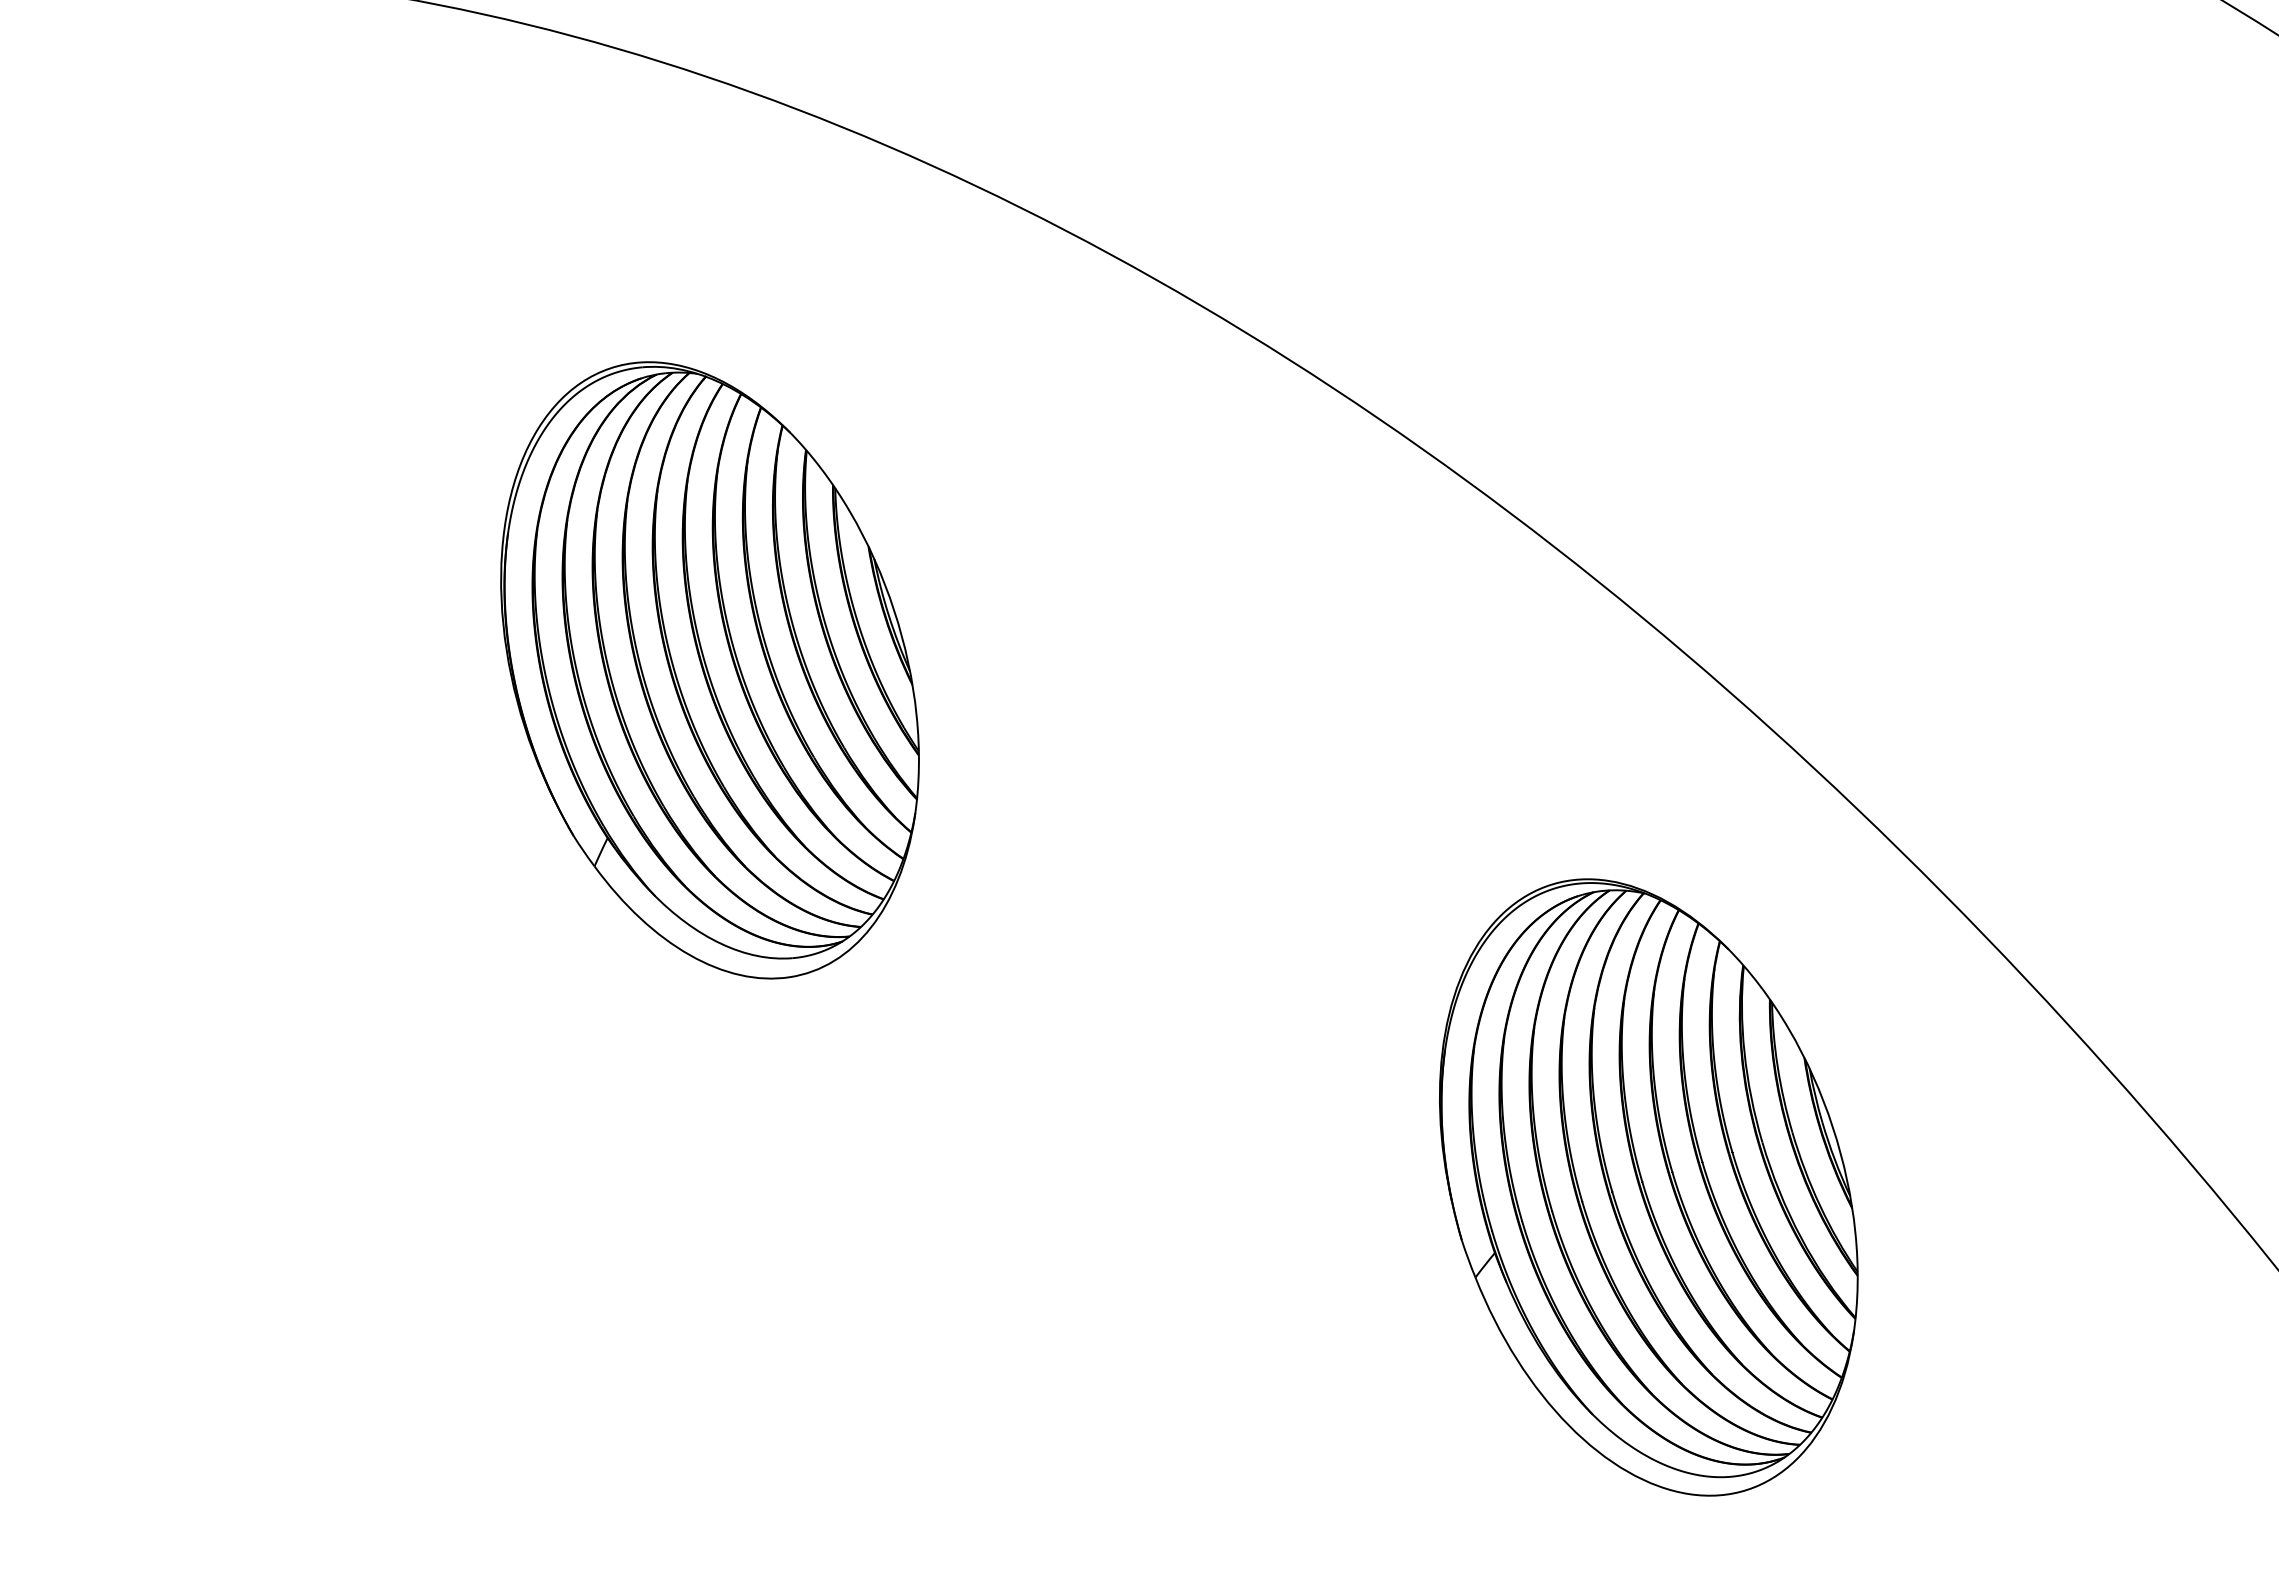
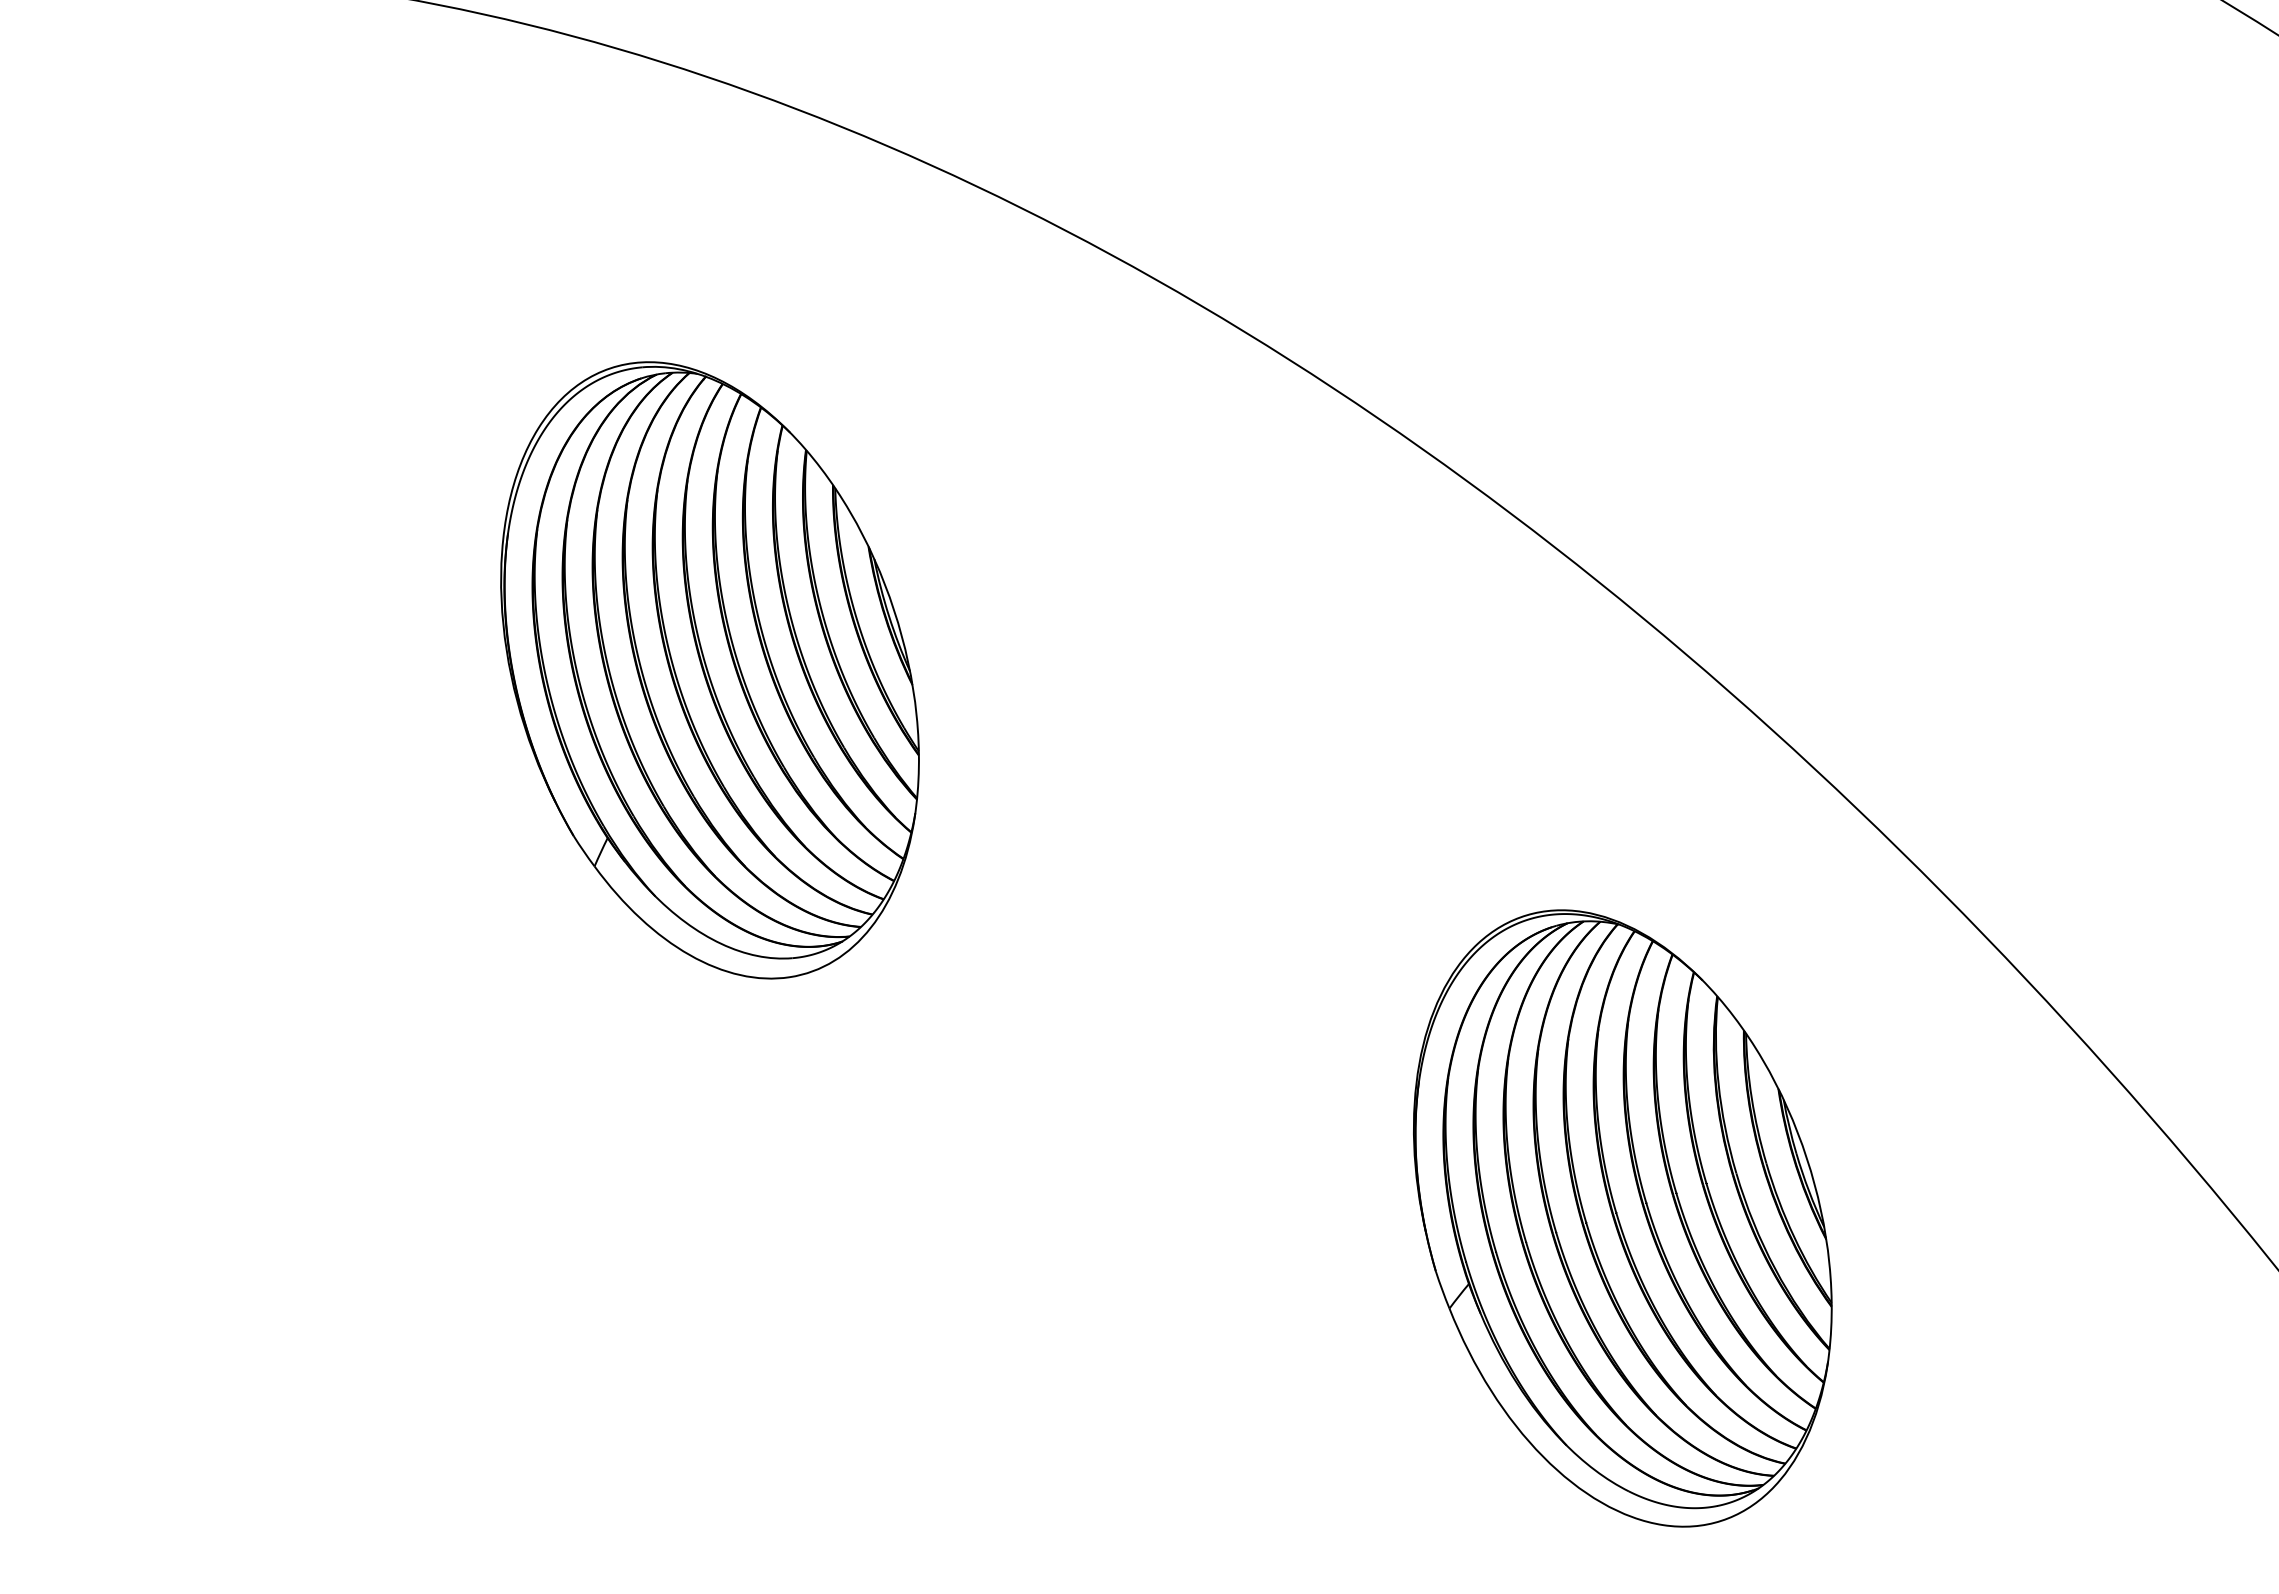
part position: (1648, 1187) -> (1622, 1218) (1622, 1218)
